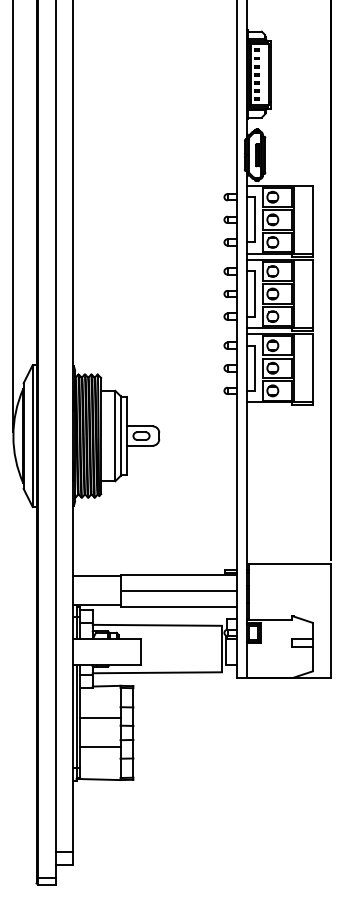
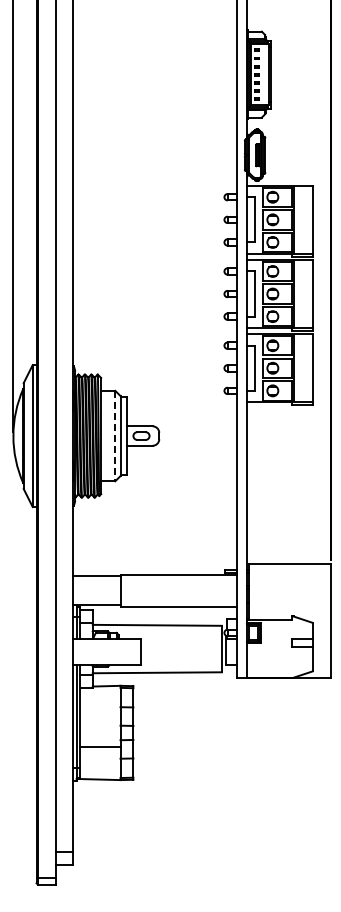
line: solid -> dashed (115, 436)
line: present -> none (178, 590)
line: present -> none (99, 718)
